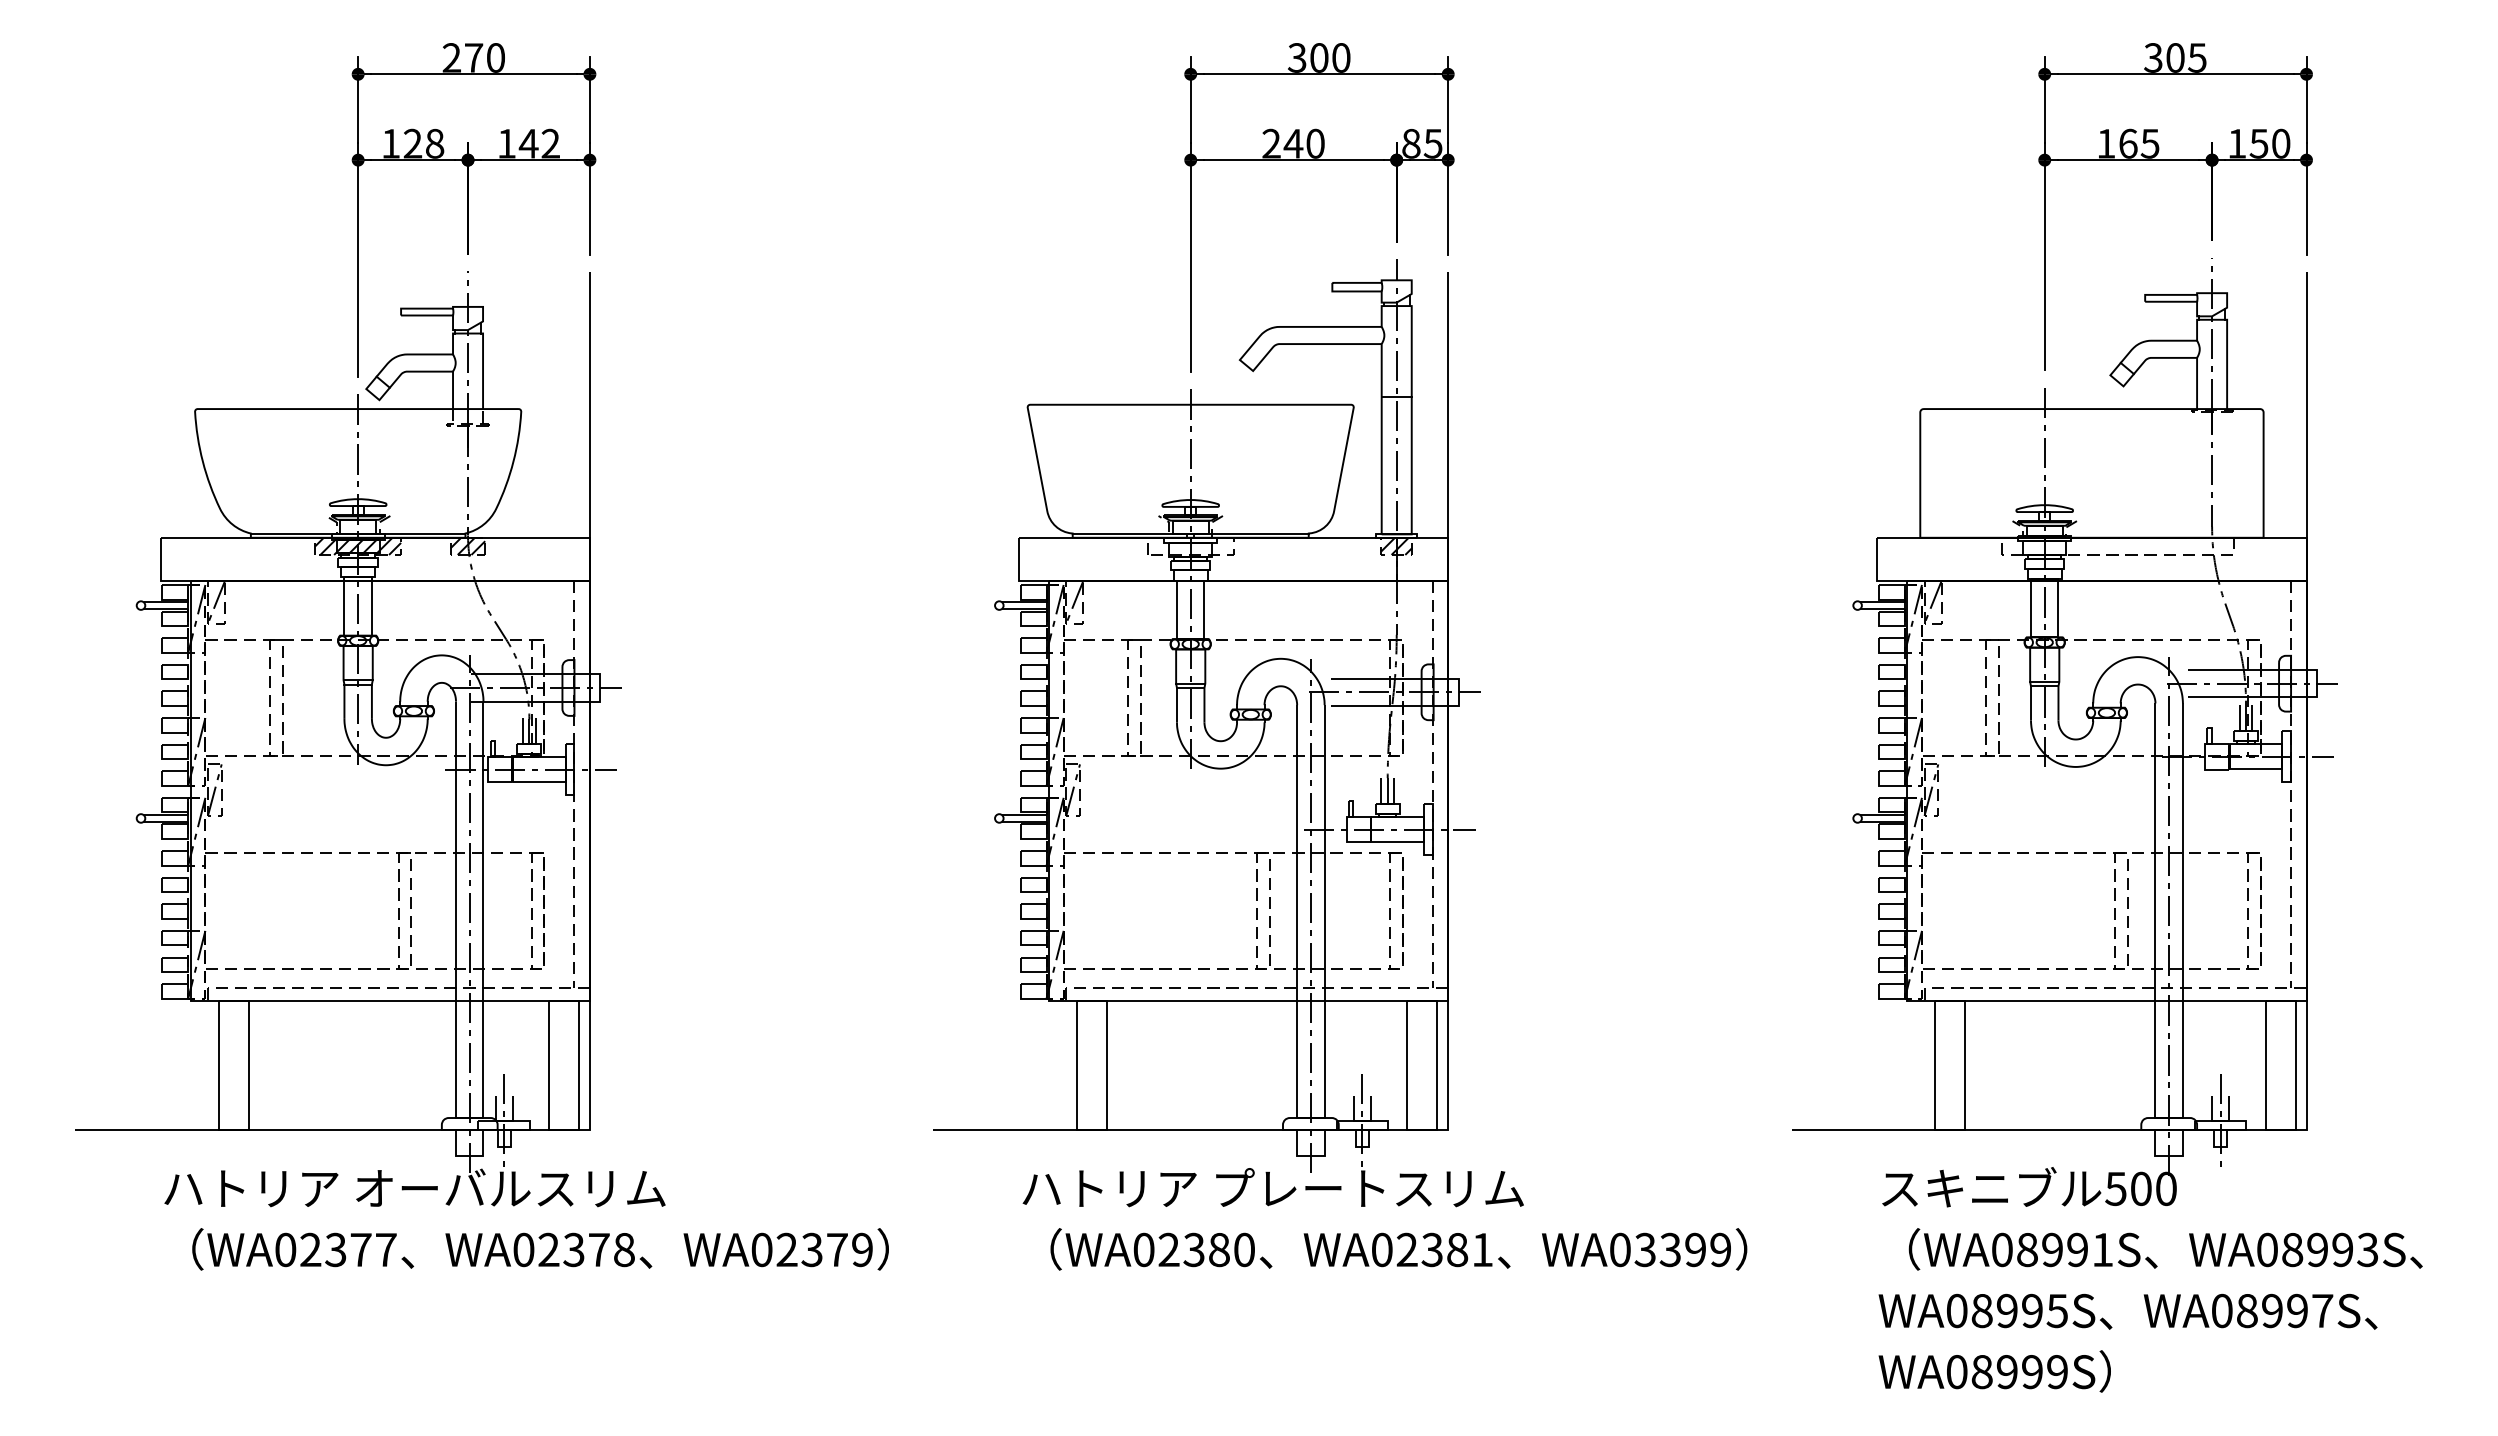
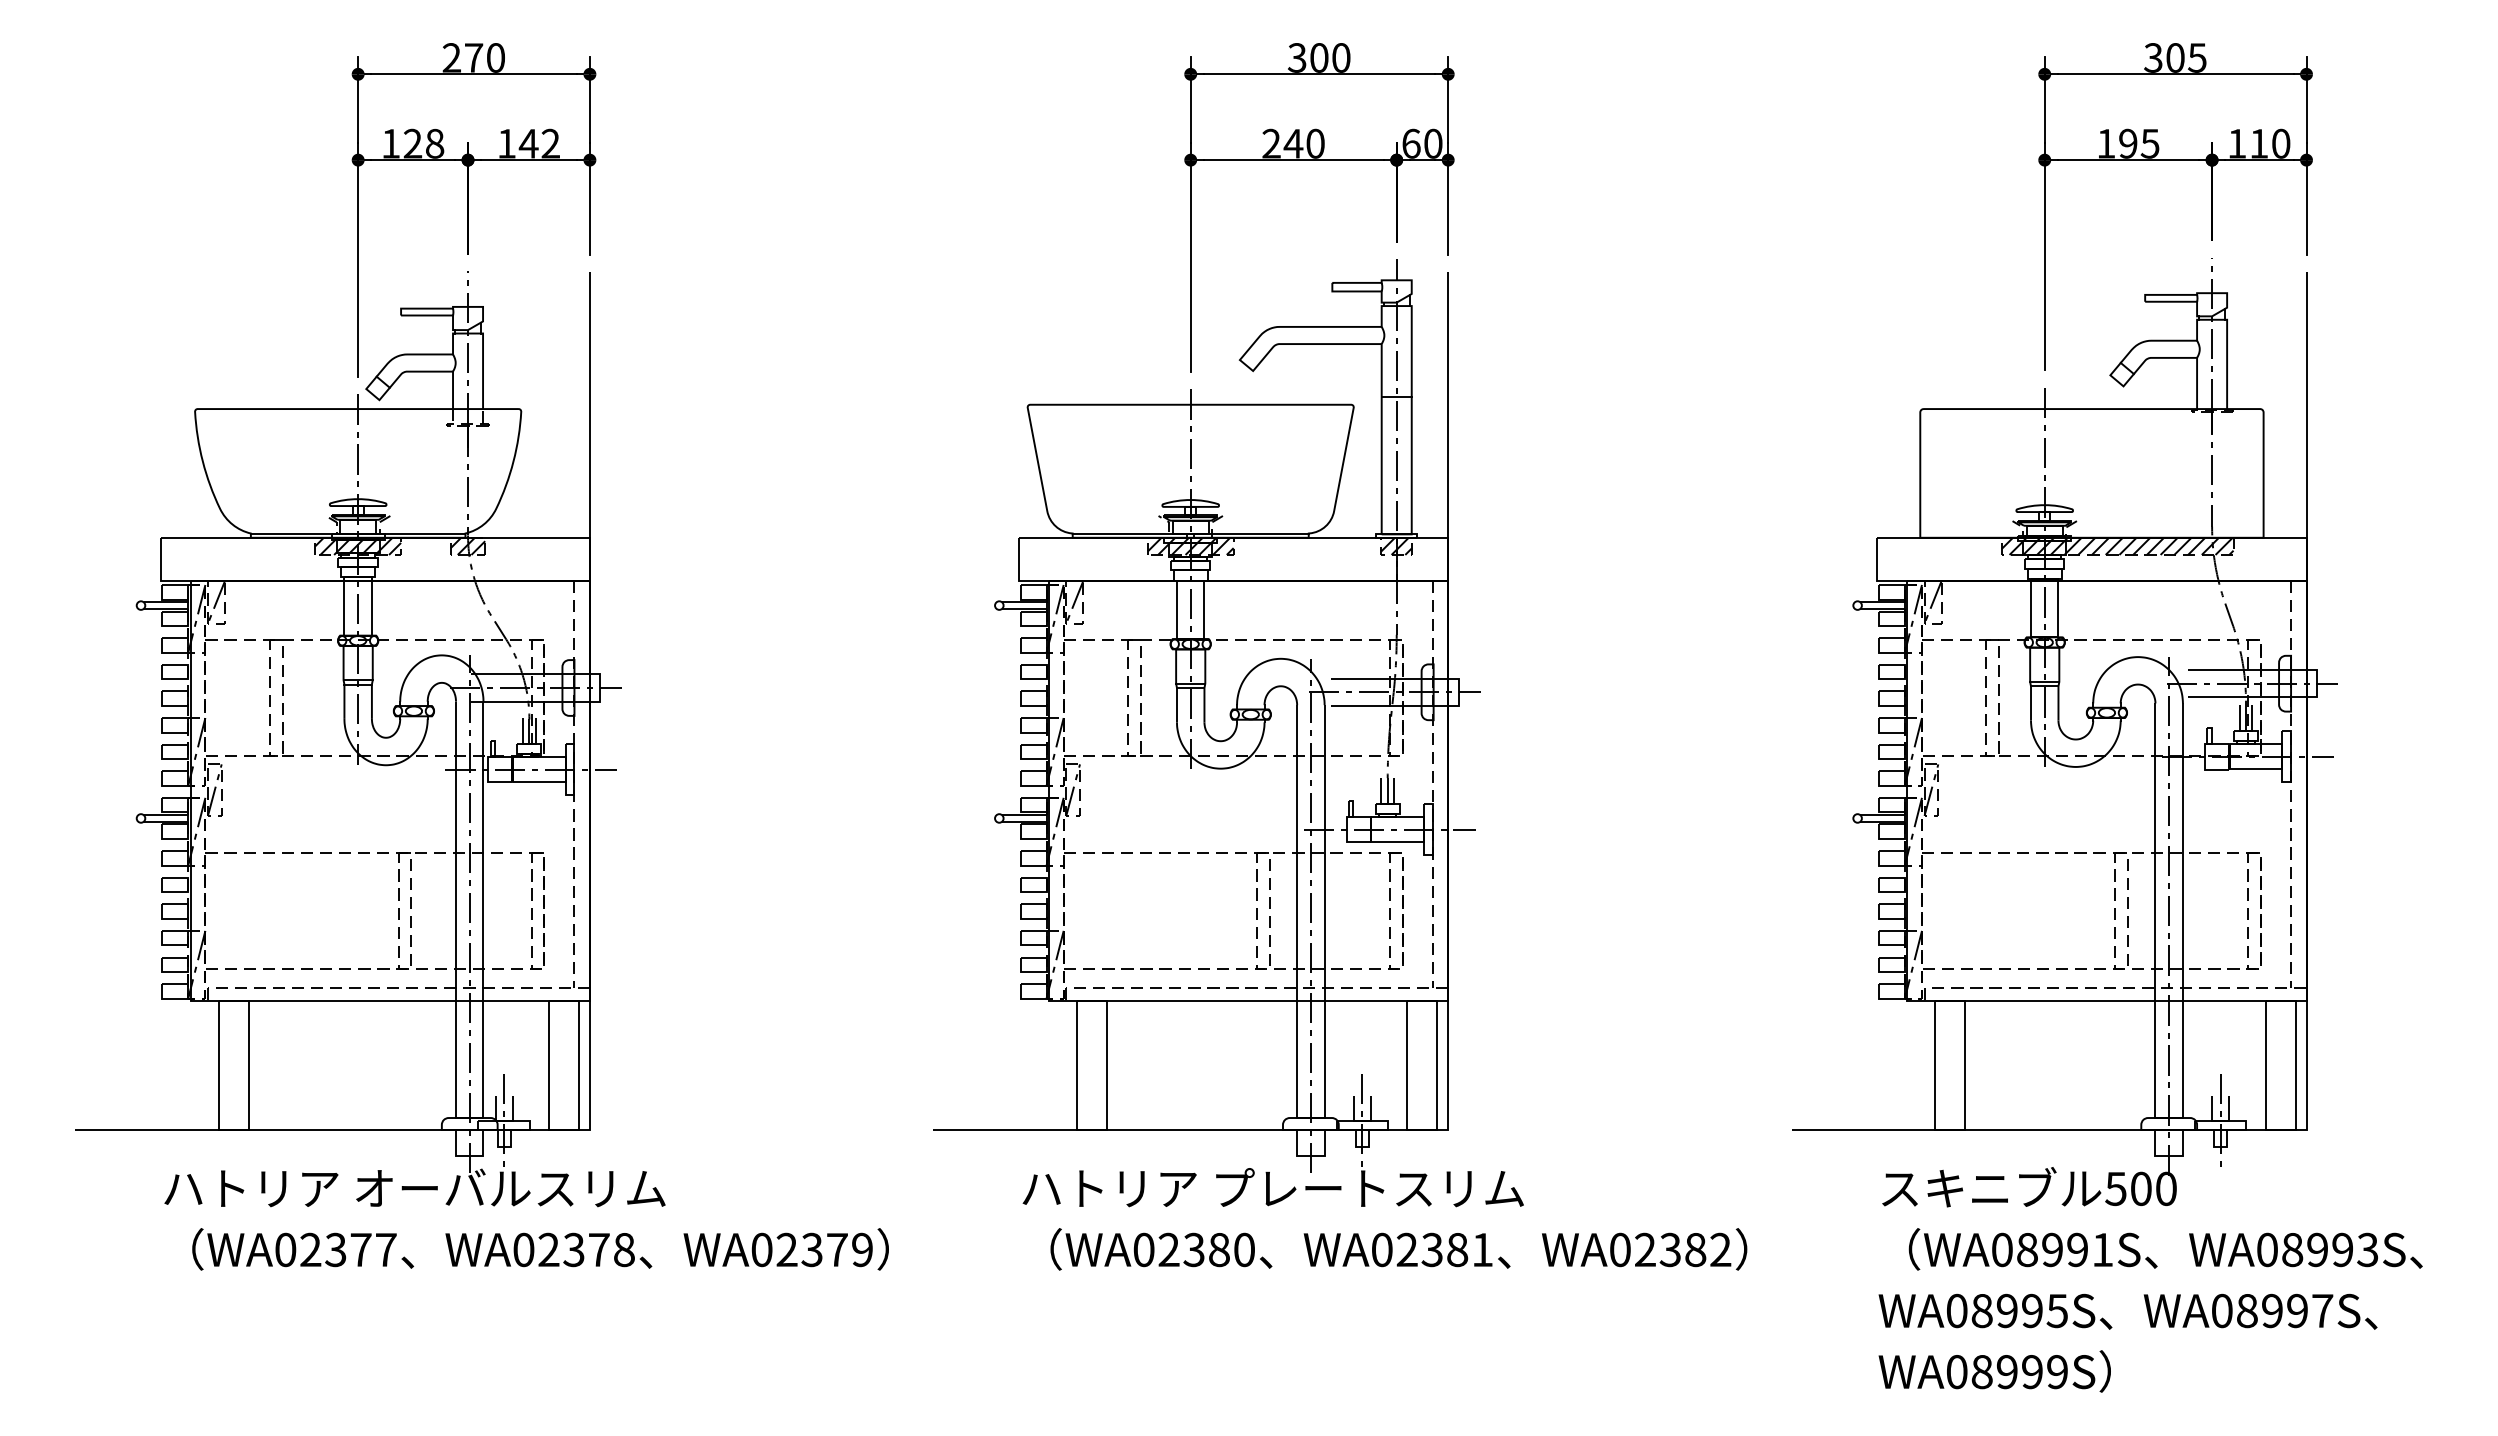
text: 85 -> 60 (1422, 143)
text: 165 -> 195 (2128, 143)
text: 150 -> 110 (2258, 143)
hatch: none -> present (1190, 545)
hatch: none -> present (2117, 545)
text: WA03399 -> WA02382 (1682, 1249)
